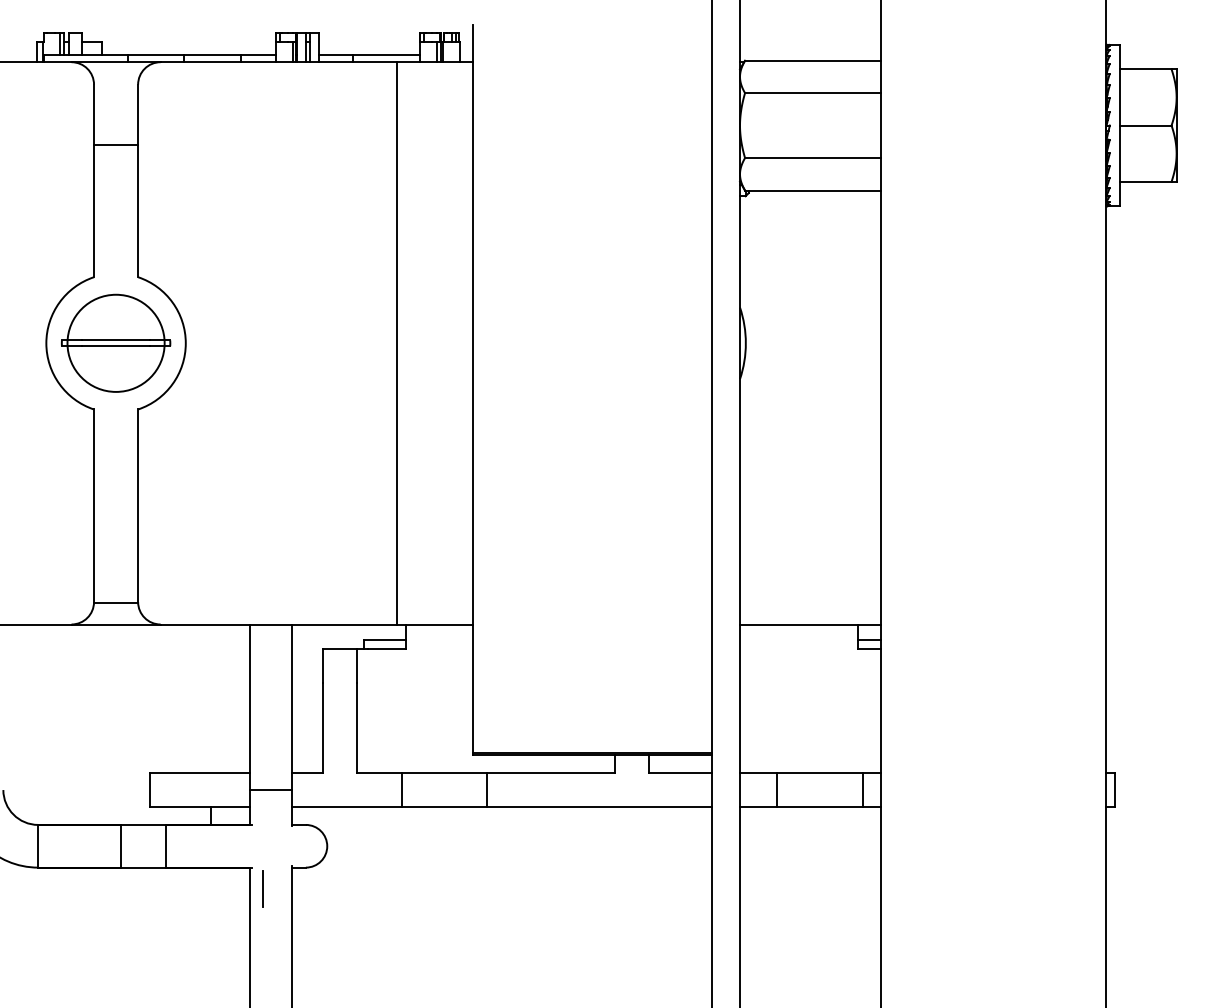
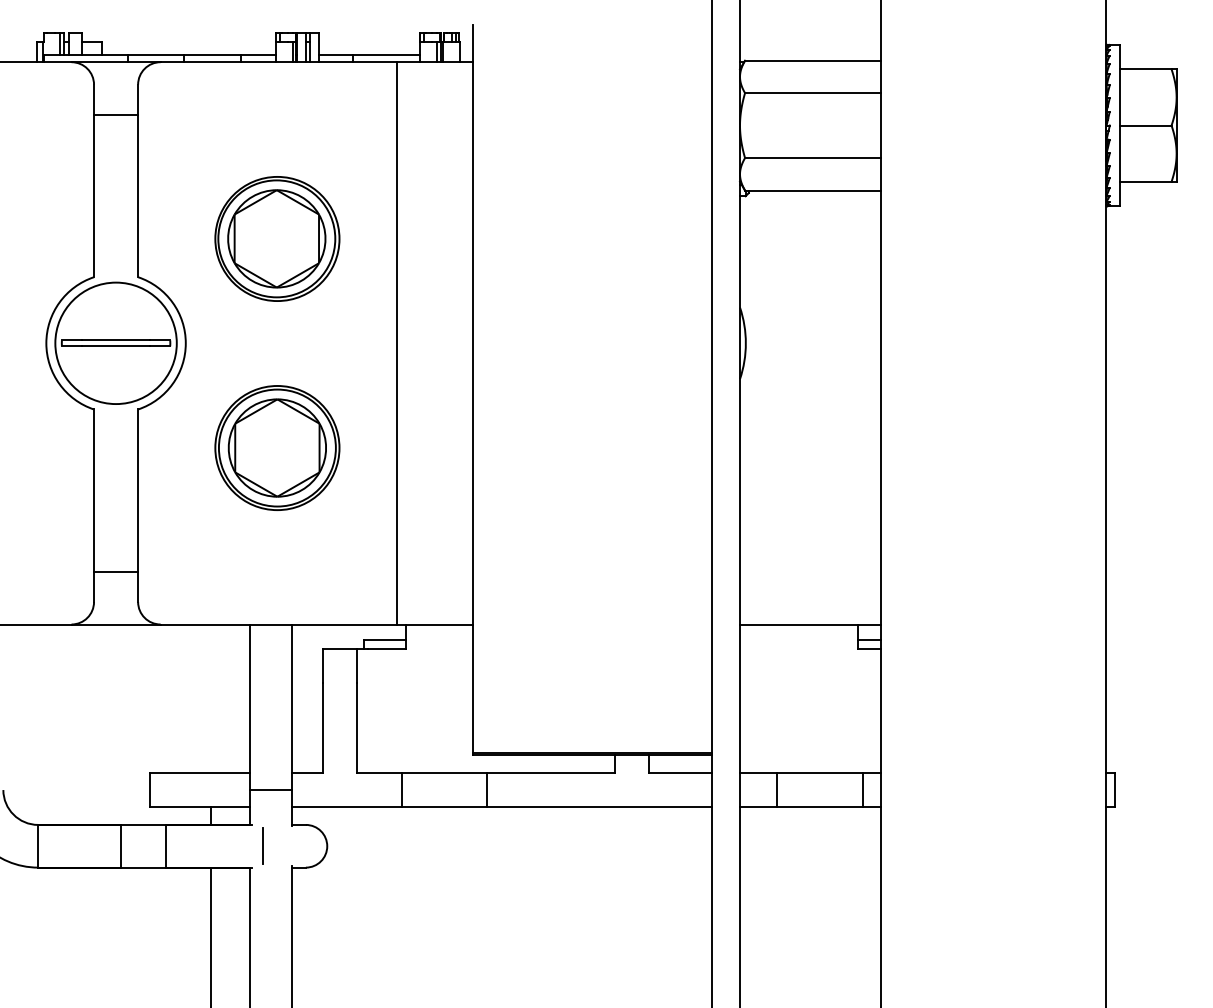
line position: (116, 144) -> (116, 114) (116, 114)
part: none -> present (277, 238)
circle diameter: 97 px -> 121 px (115, 343)
part: none -> present (277, 447)
line position: (116, 603) -> (116, 572) (116, 572)
line position: (262, 888) -> (262, 845) (262, 845)
line: none -> present (211, 935)
